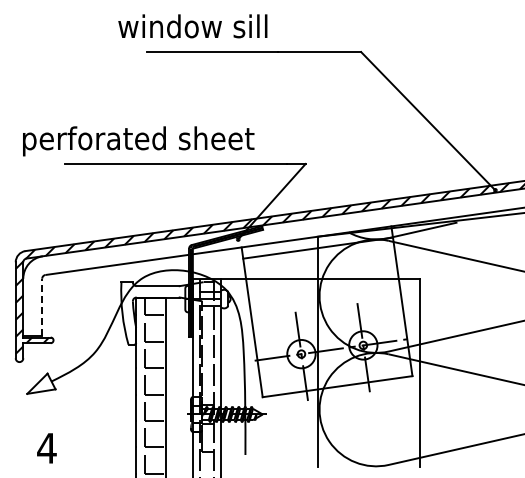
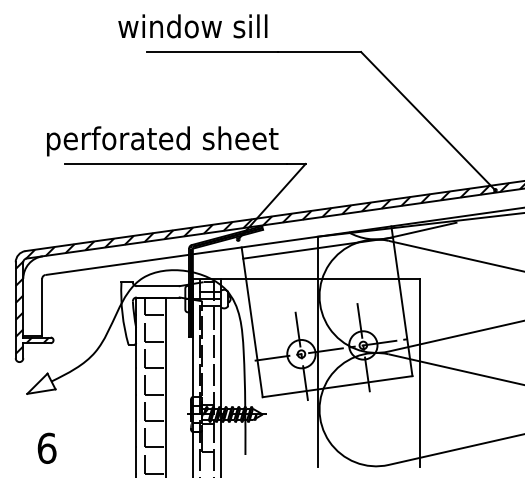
text position: (138, 141) -> (162, 141) (162, 141)
line: dashed -> solid (42, 306)
text: 4 -> 6 (46, 447)
